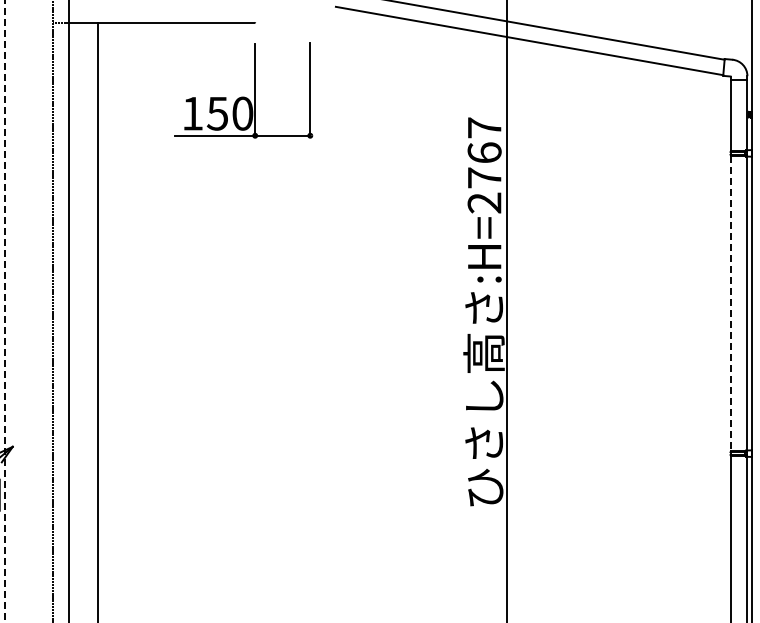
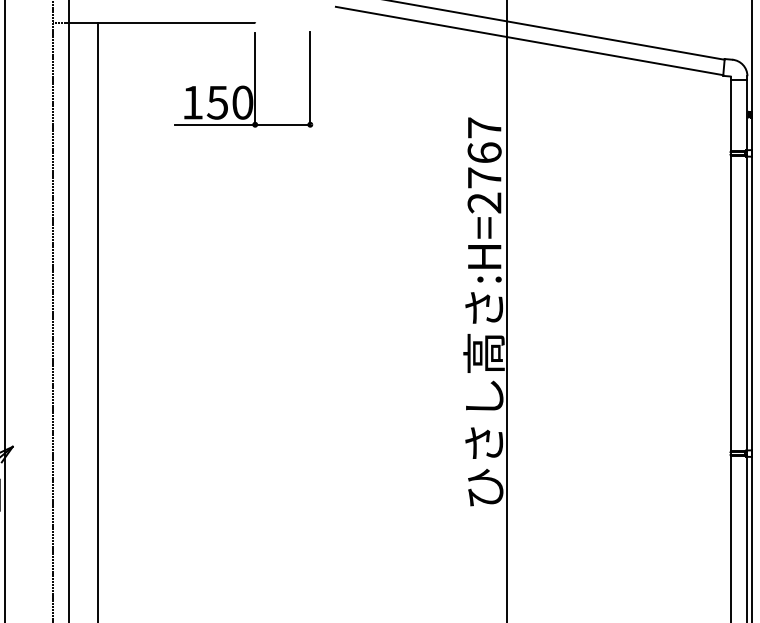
part position: (243, 90) -> (243, 79) (243, 79)
line: dashed -> solid (731, 303)
line: dashed -> solid (4, 312)
